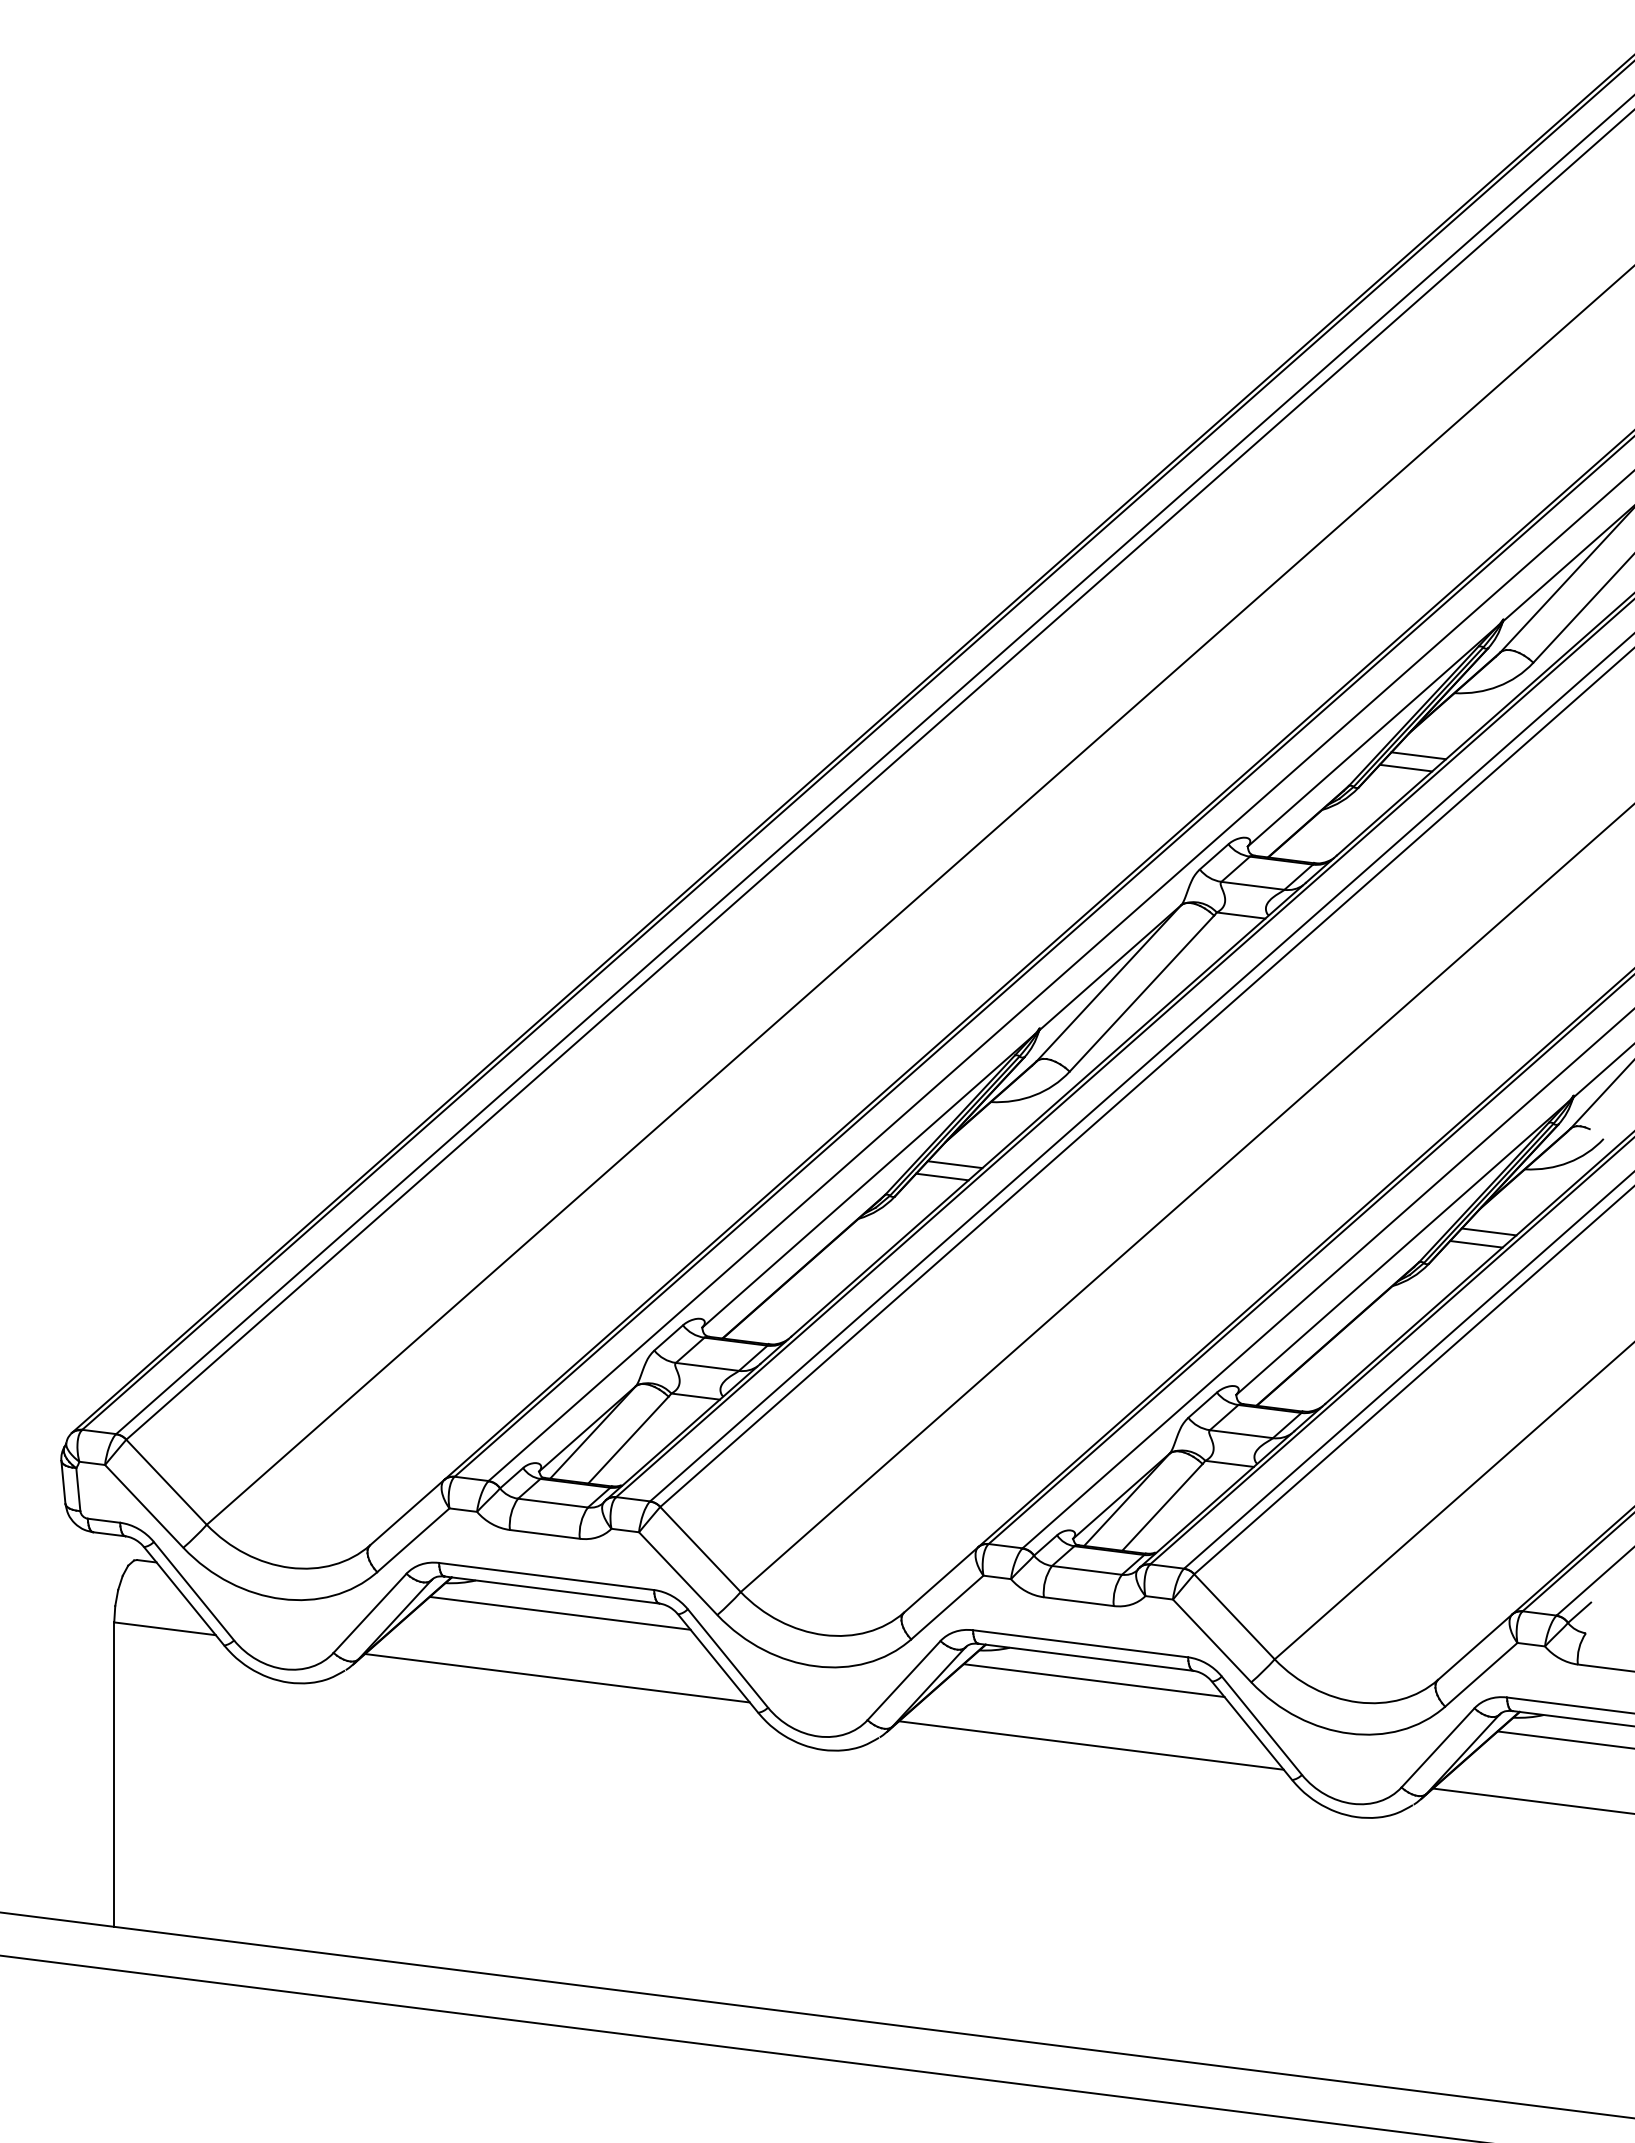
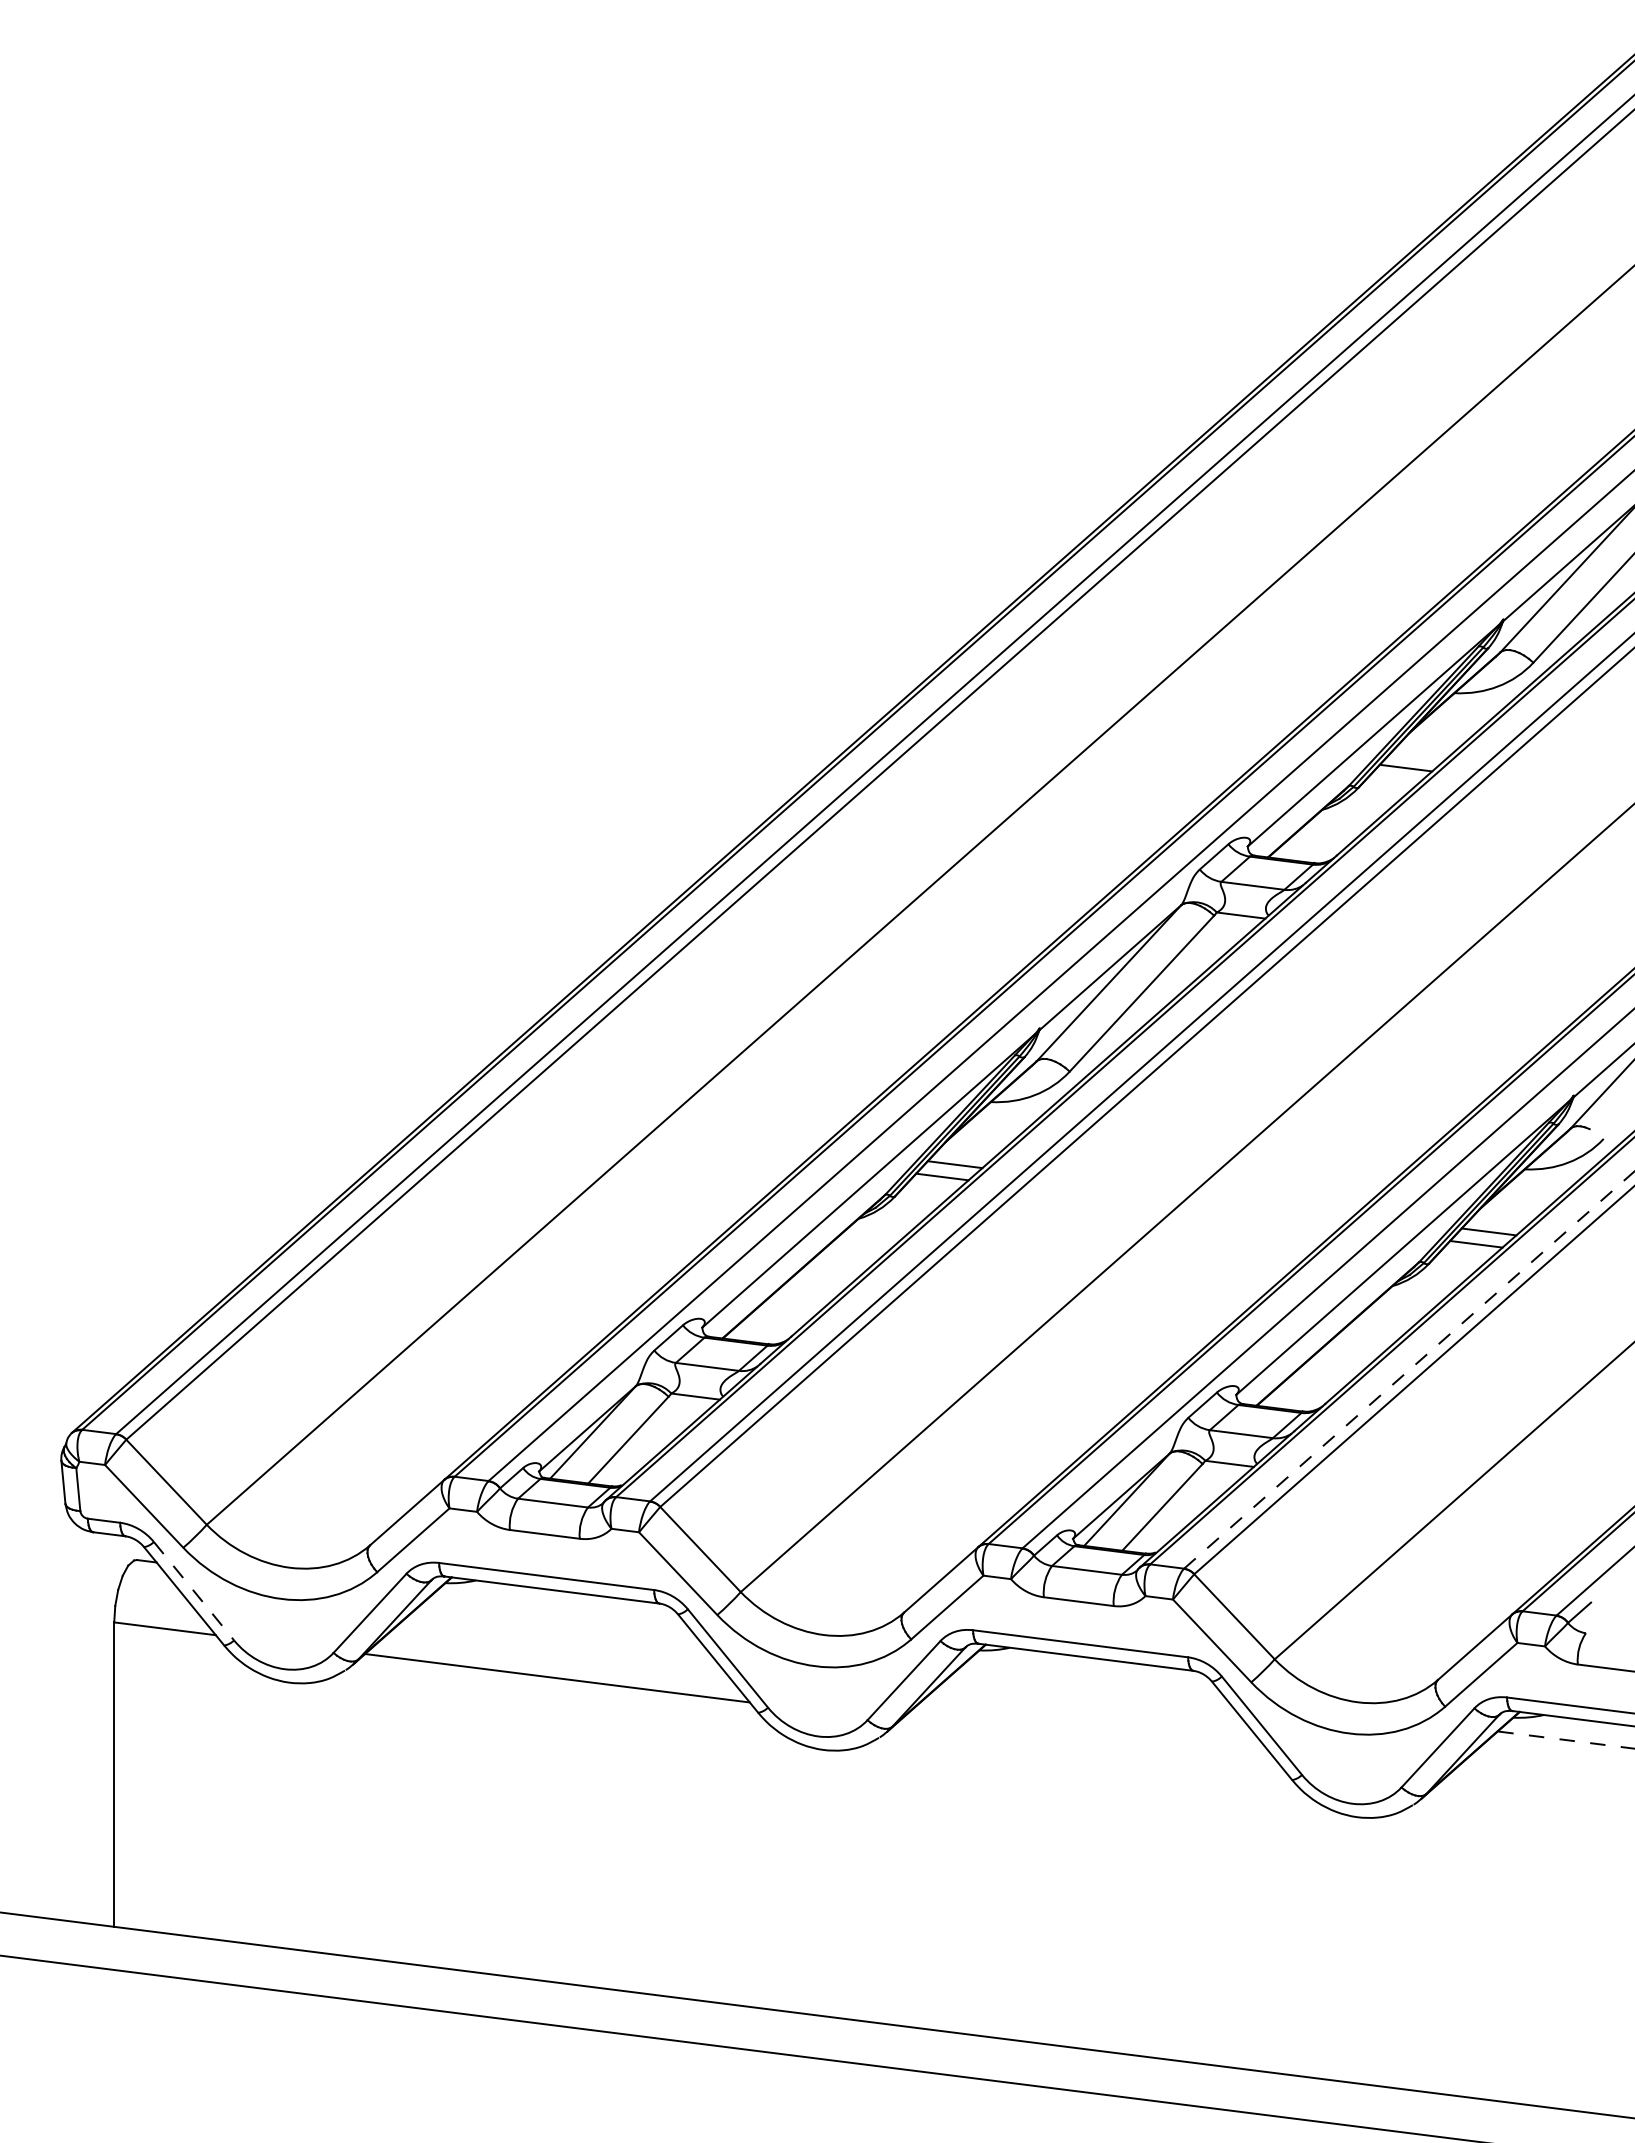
line: present -> none (1418, 755)
line: solid -> dashed (1409, 1369)
line: solid -> dashed (194, 1591)
line: present -> none (559, 1612)
line: present -> none (1093, 1680)
line: solid -> dashed (1566, 1740)
line: present -> none (1091, 1745)
line: present -> none (1532, 1800)
